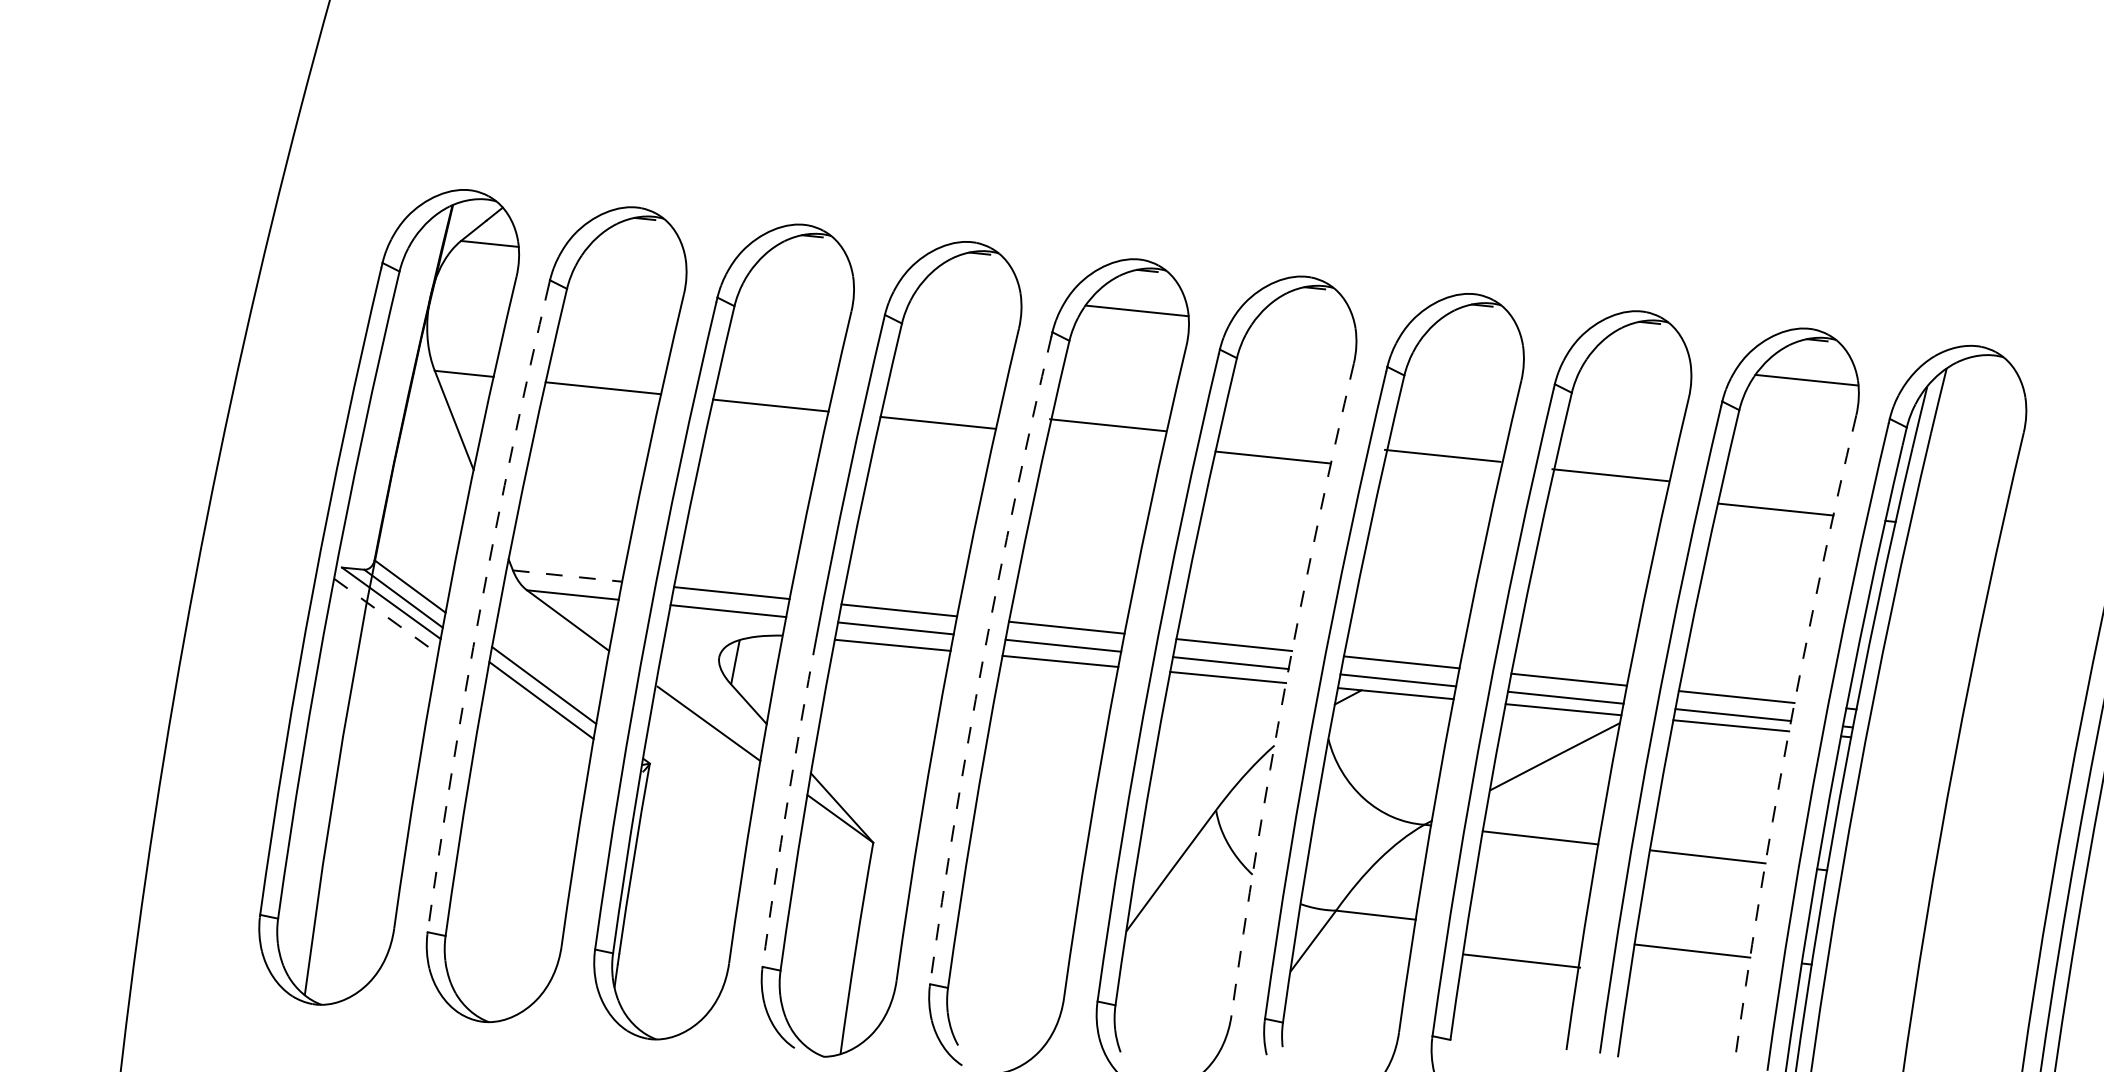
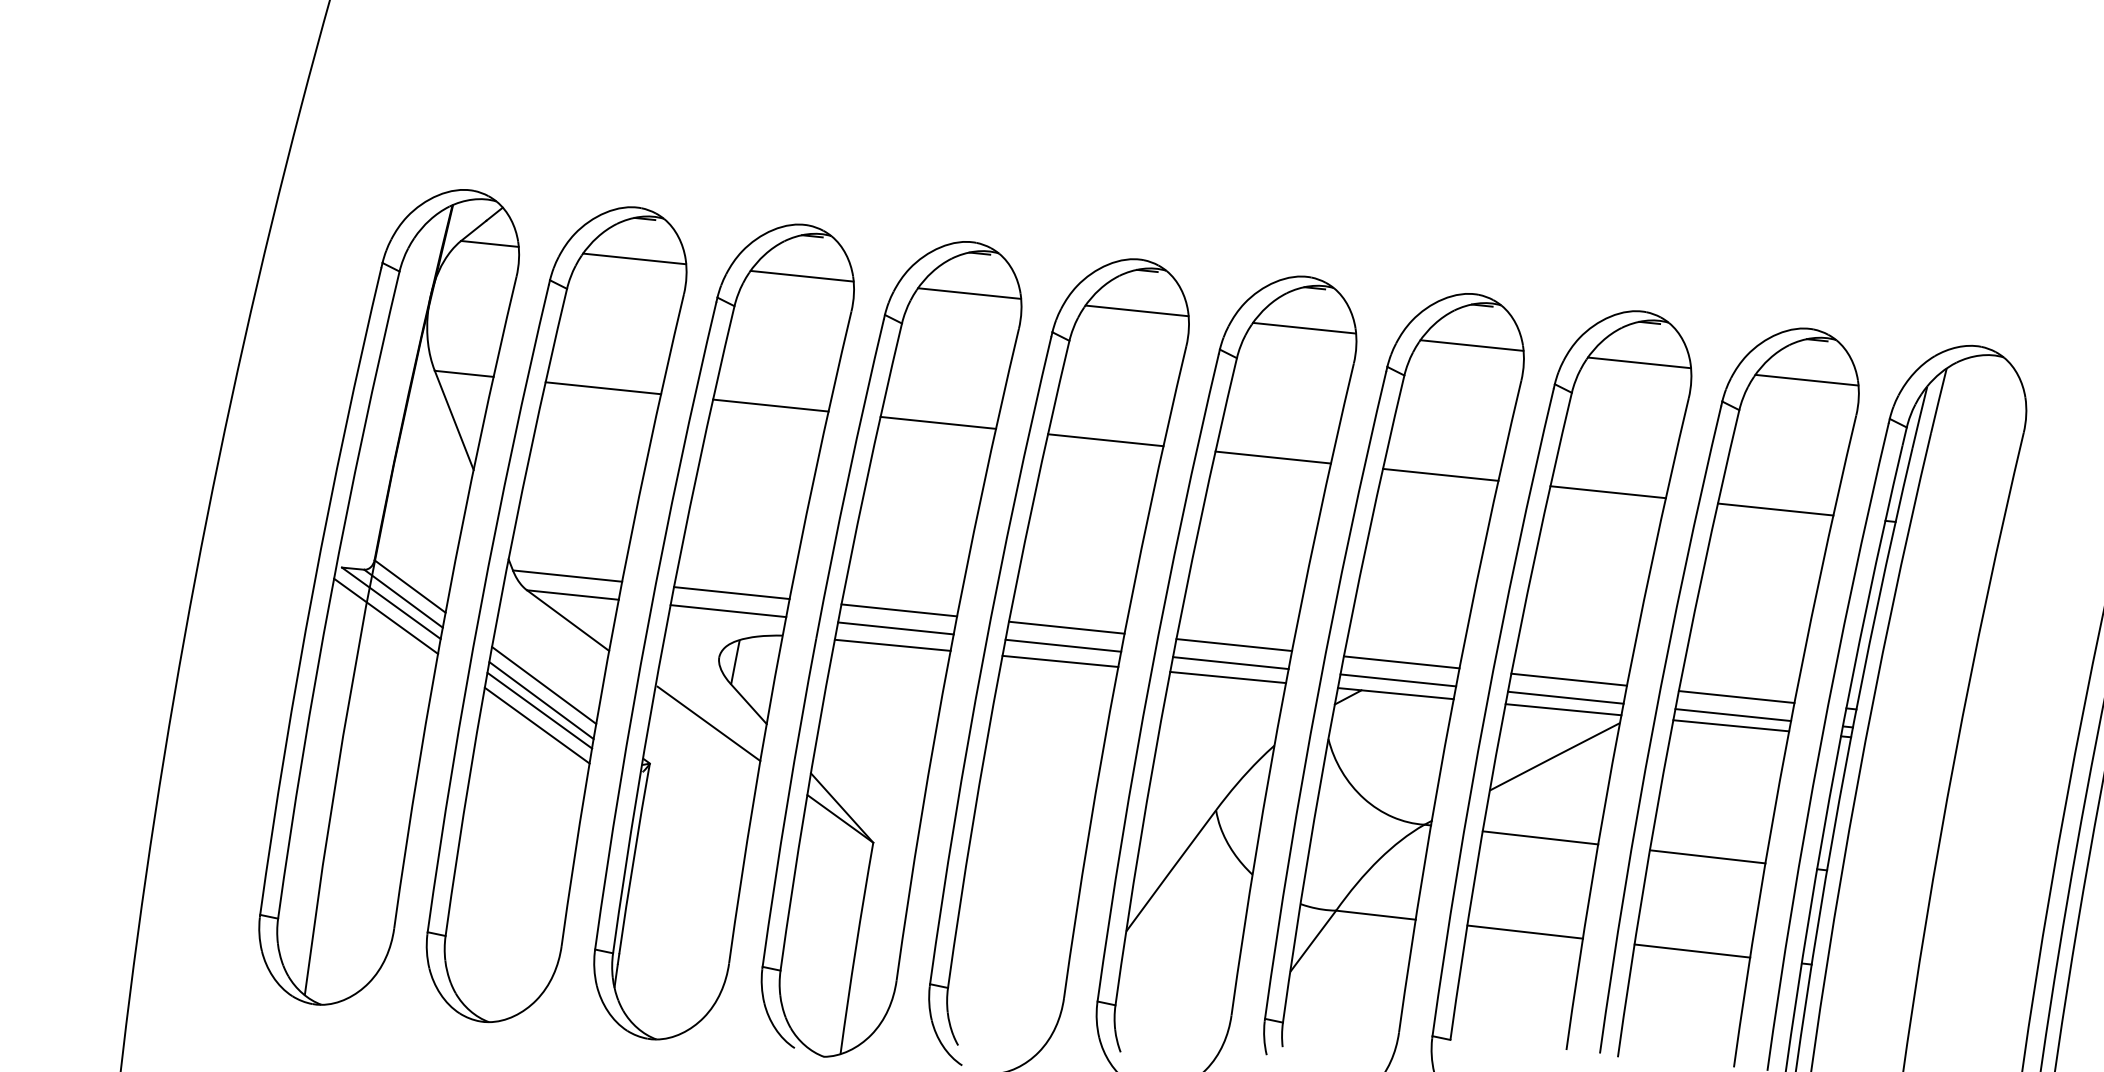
line: none -> present (634, 258)
line: none -> present (801, 275)
line: none -> present (969, 293)
line: none -> present (1304, 327)
line: none -> present (1471, 345)
line: none -> present (1639, 362)
line position: (1107, 425) -> (1105, 440) (1105, 440)
line position: (1442, 455) -> (1440, 474) (1440, 474)
line position: (1609, 475) -> (1607, 492) (1607, 492)
line: dashed -> solid (567, 576)
arc: dashed -> solid (480, 606)
line: dashed -> solid (386, 616)
arc: dashed -> solid (983, 658)
arc: dashed -> solid (1285, 687)
line: none -> present (539, 710)
line: none -> present (536, 725)
arc: dashed -> solid (1787, 739)
arc: dashed -> solid (787, 802)
line position: (1522, 960) -> (1525, 931) (1525, 931)
